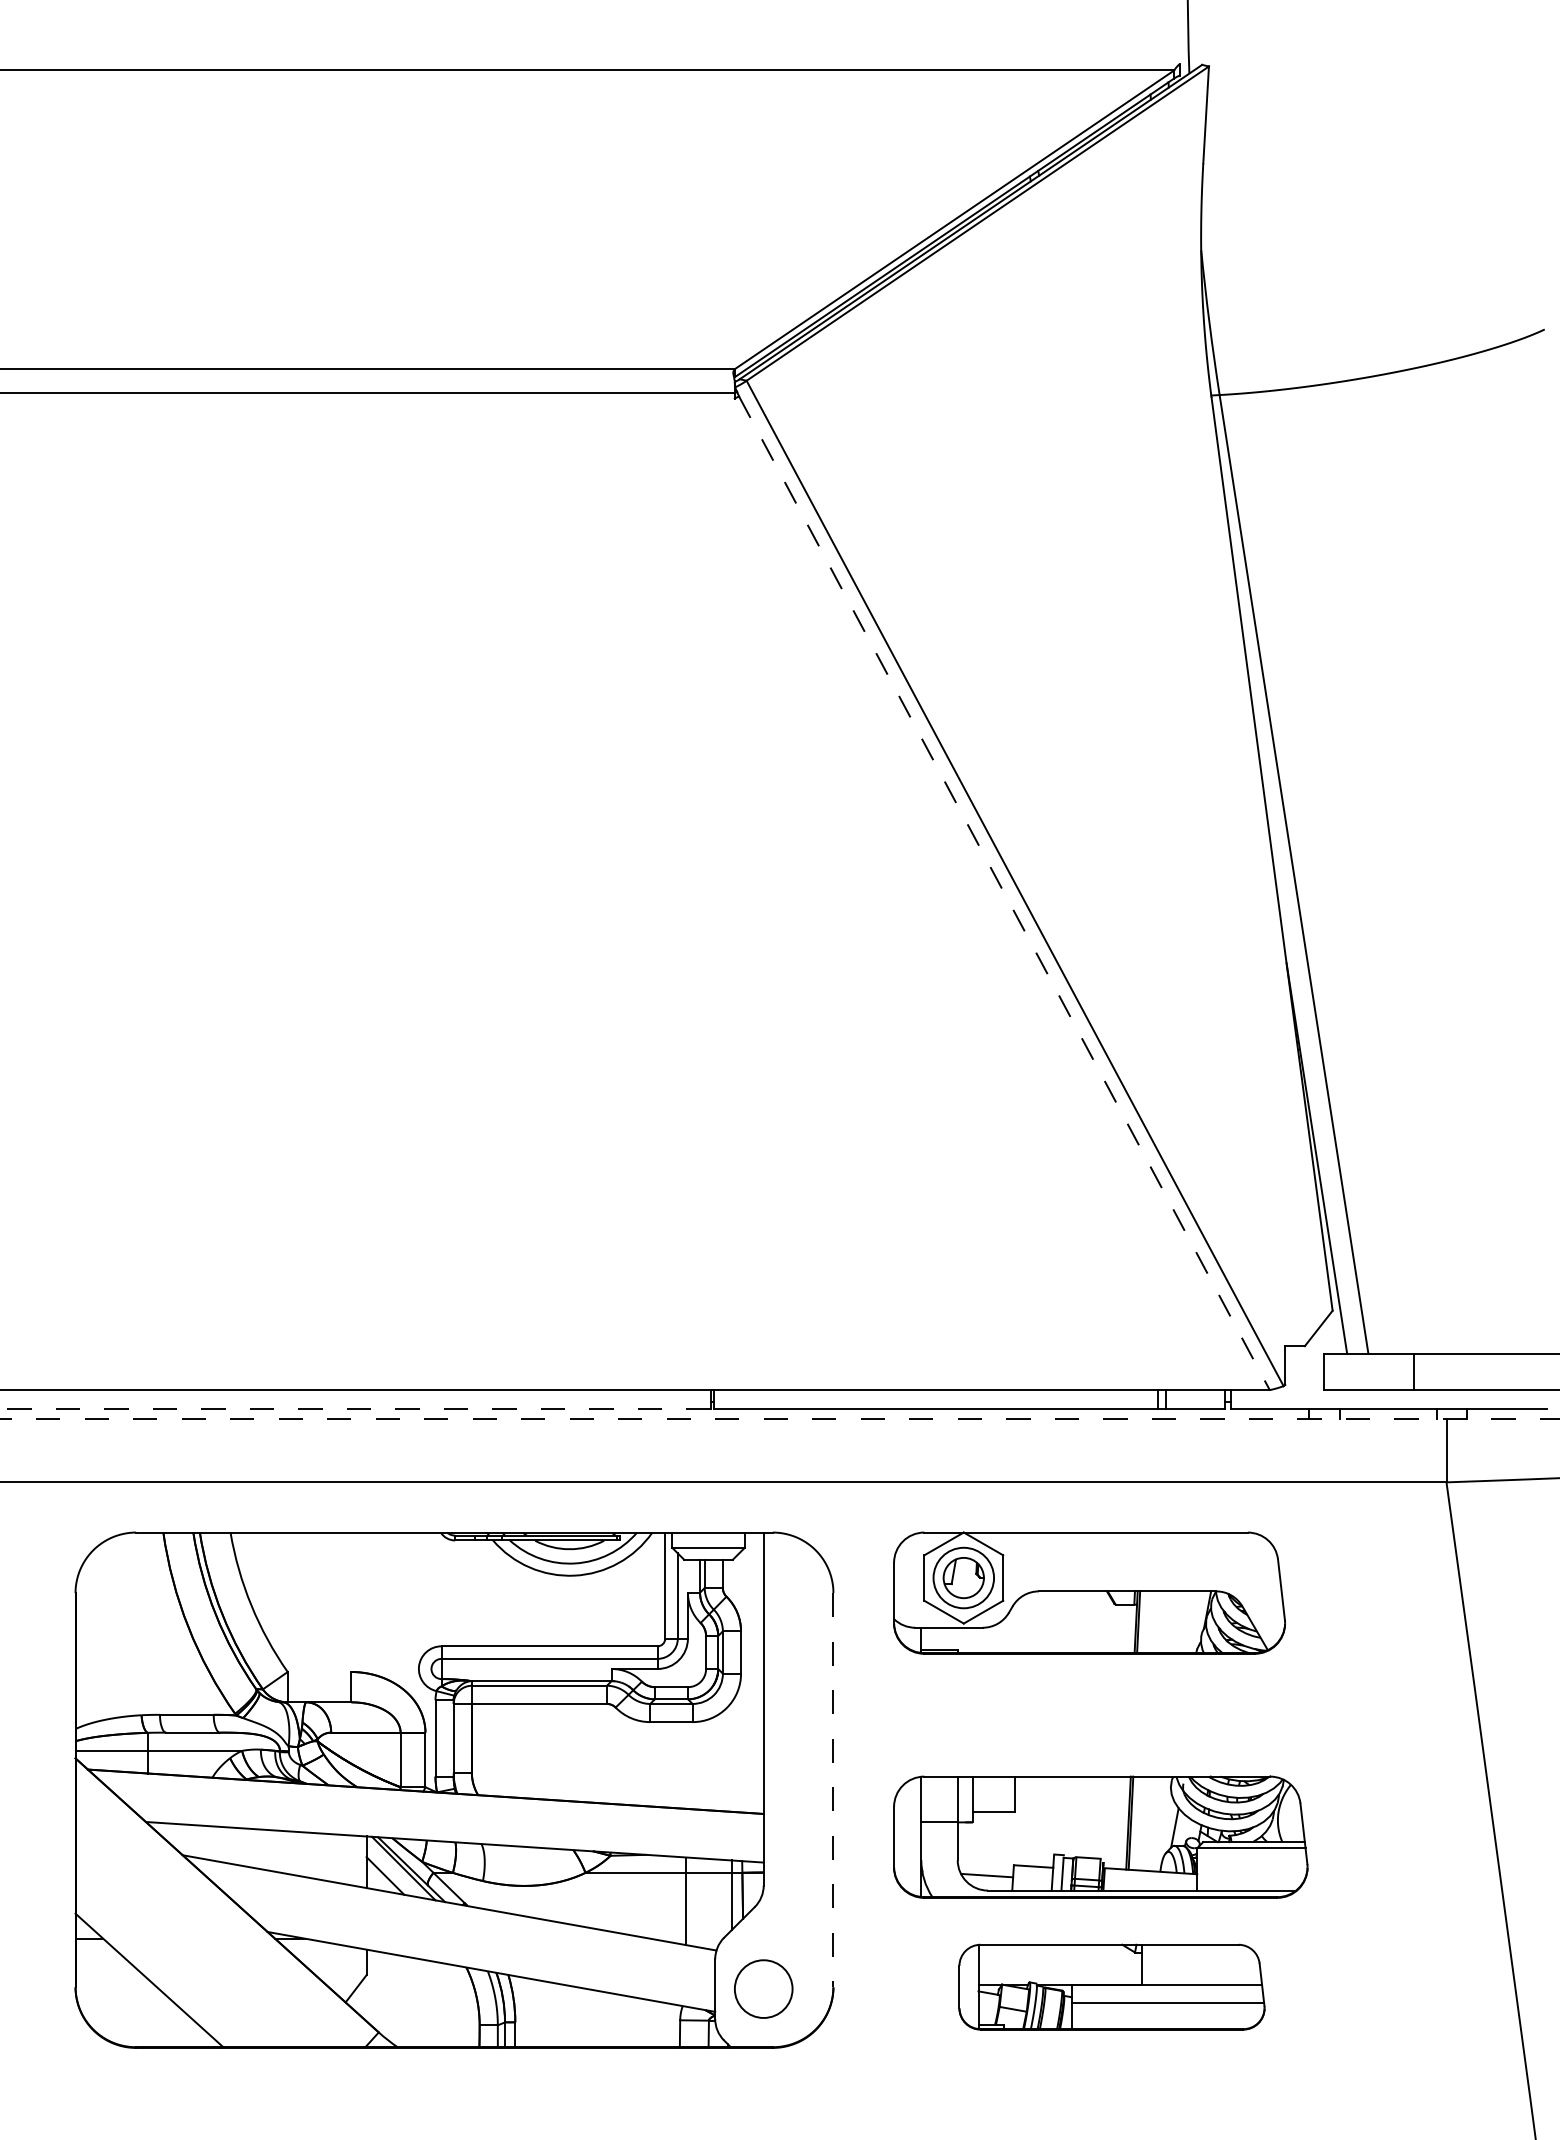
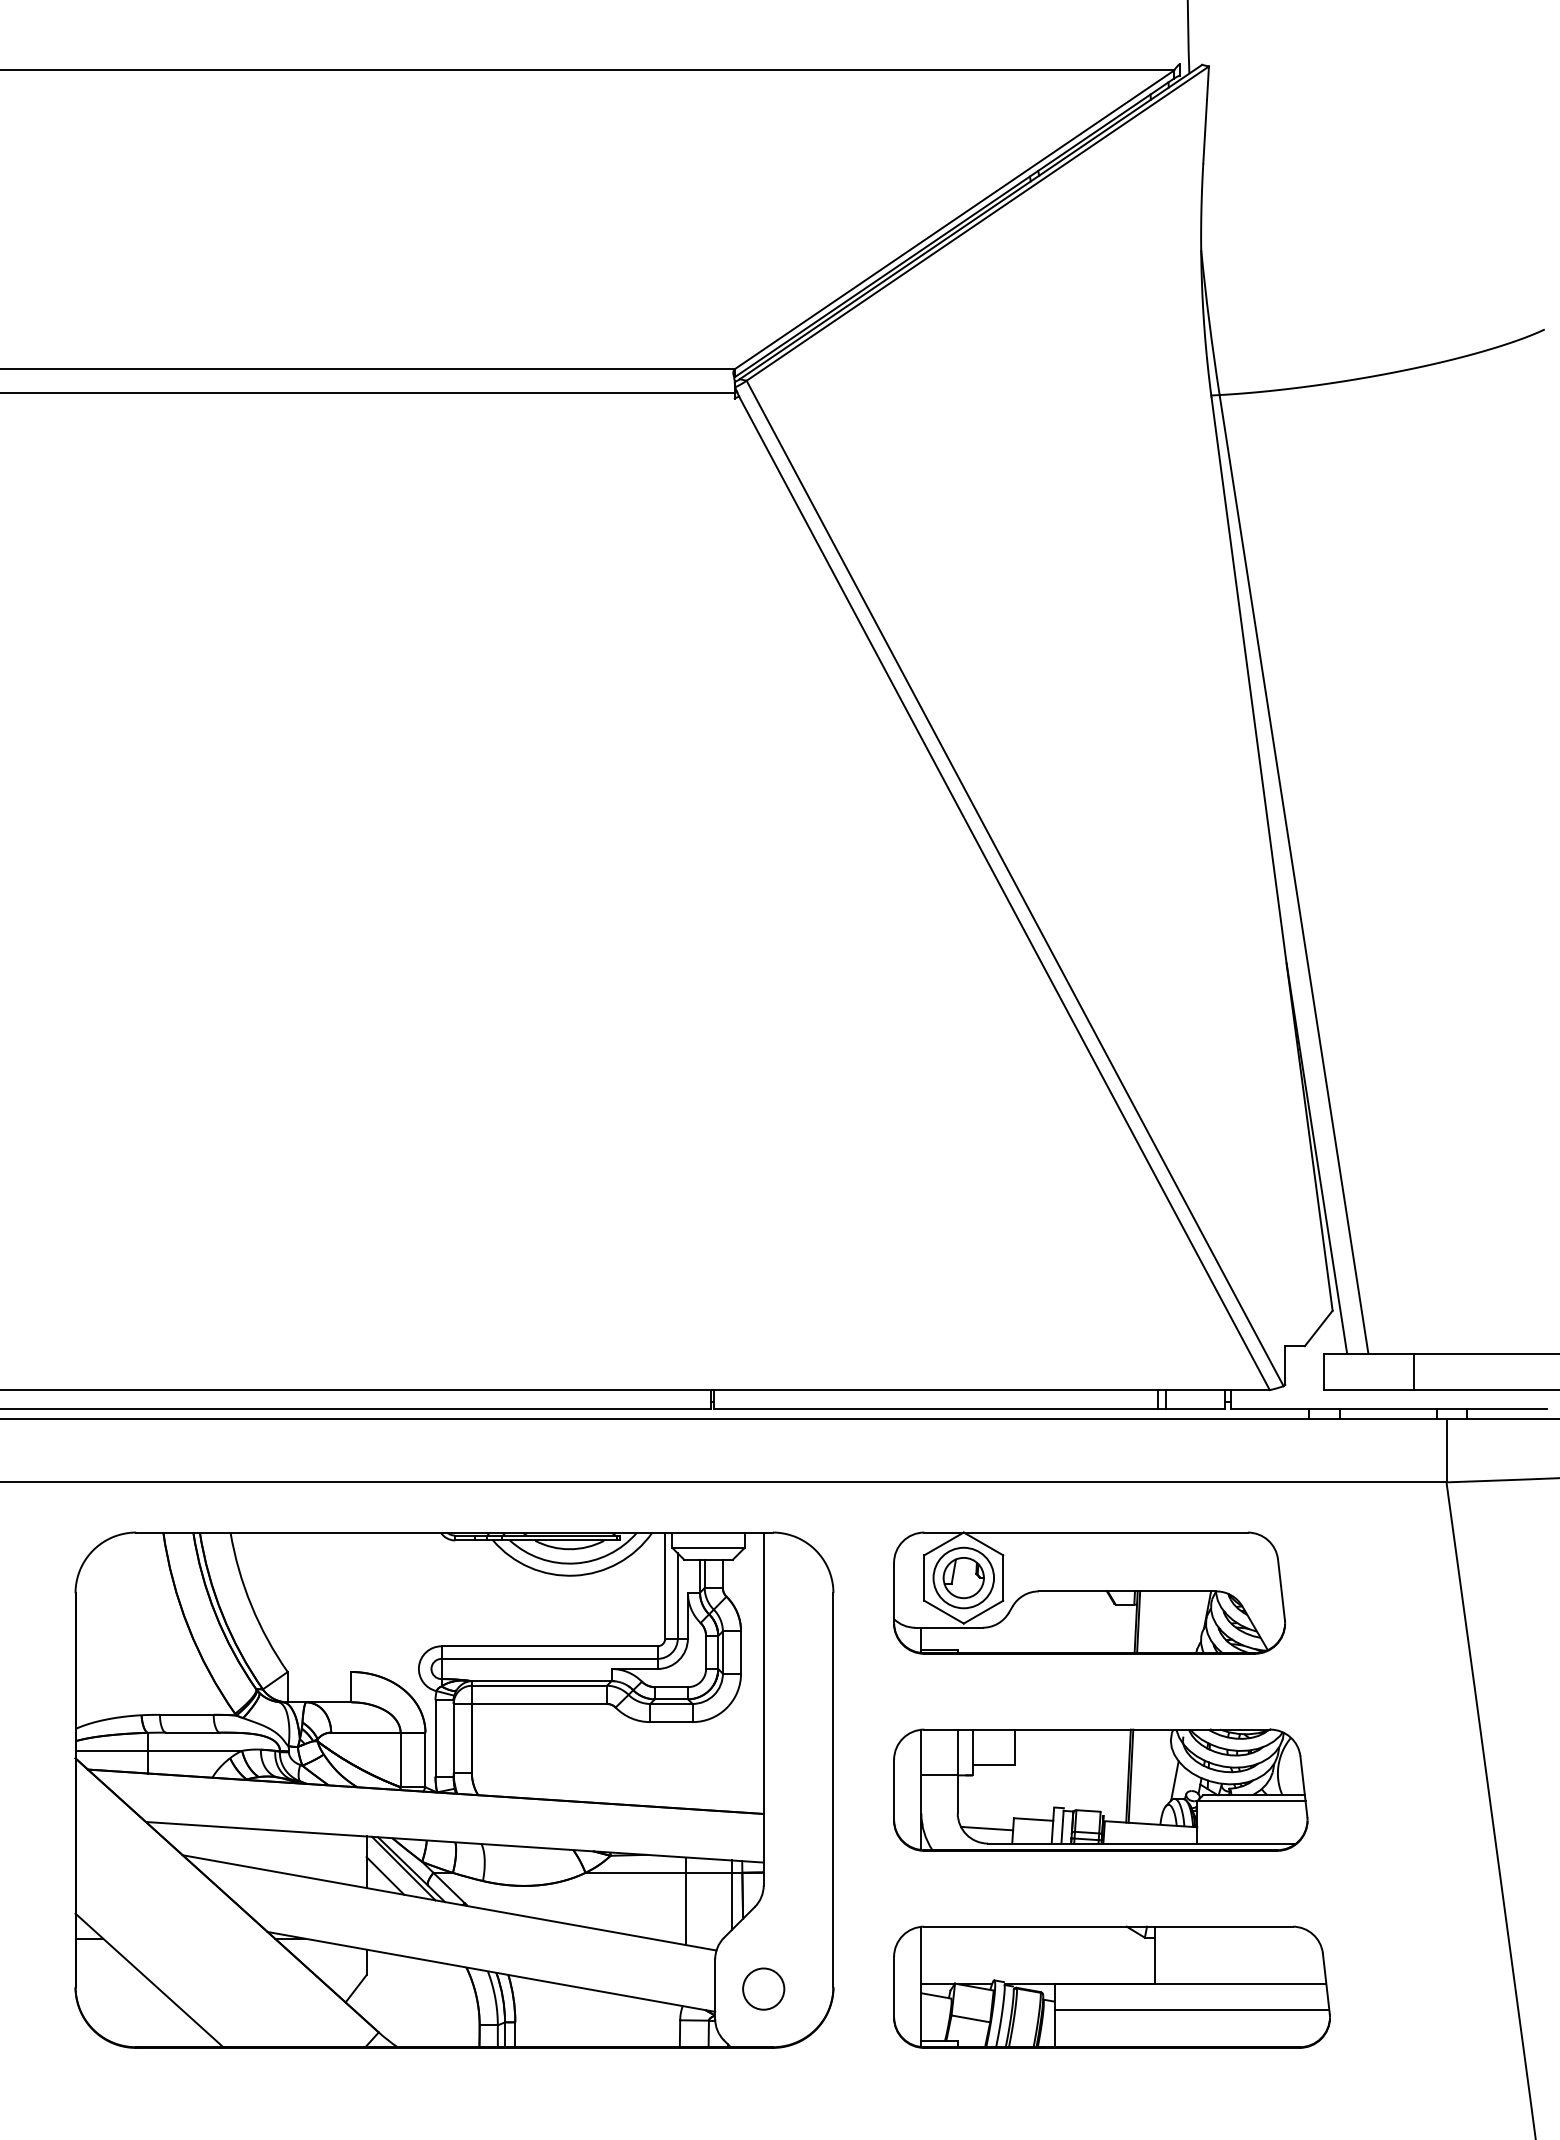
line: dashed -> solid (1004, 893)
line: dashed -> solid (355, 1409)
line: dashed -> solid (780, 1418)
line: dashed -> solid (833, 1790)
part position: (1100, 1836) -> (1100, 1789) (1100, 1789)
part size: 308x88 px -> 438x124 px (1111, 1986)
circle diameter: 58 px -> 41 px (763, 1988)
